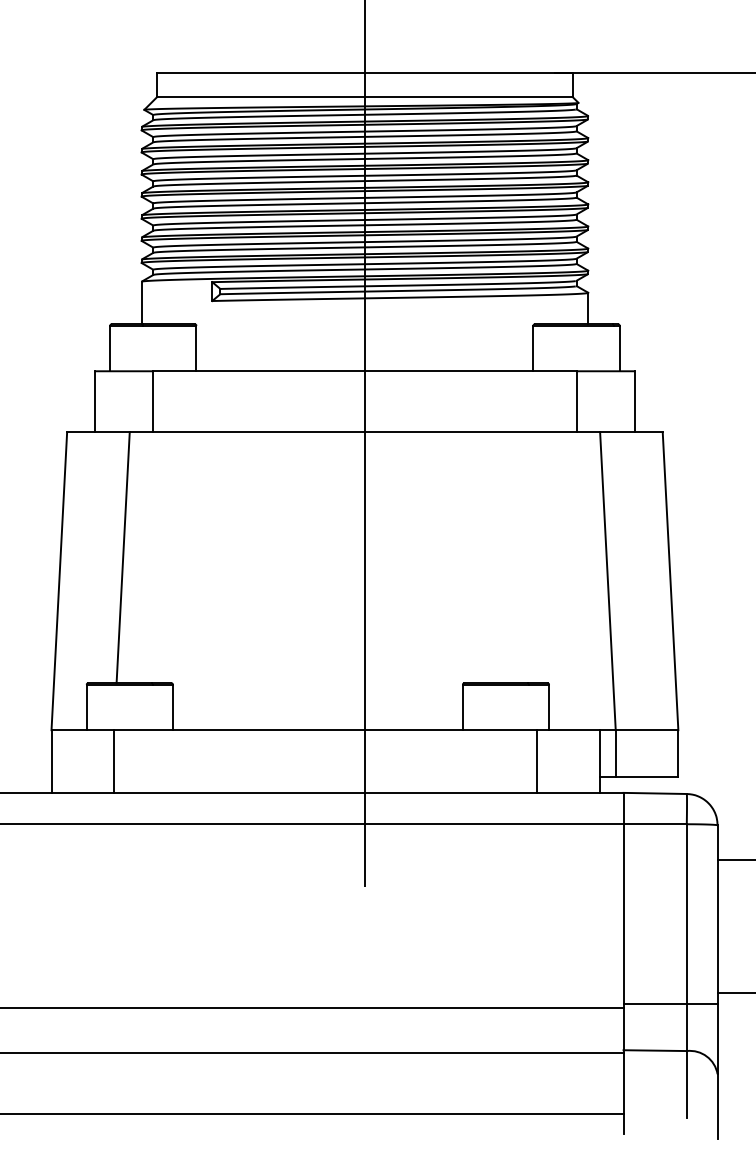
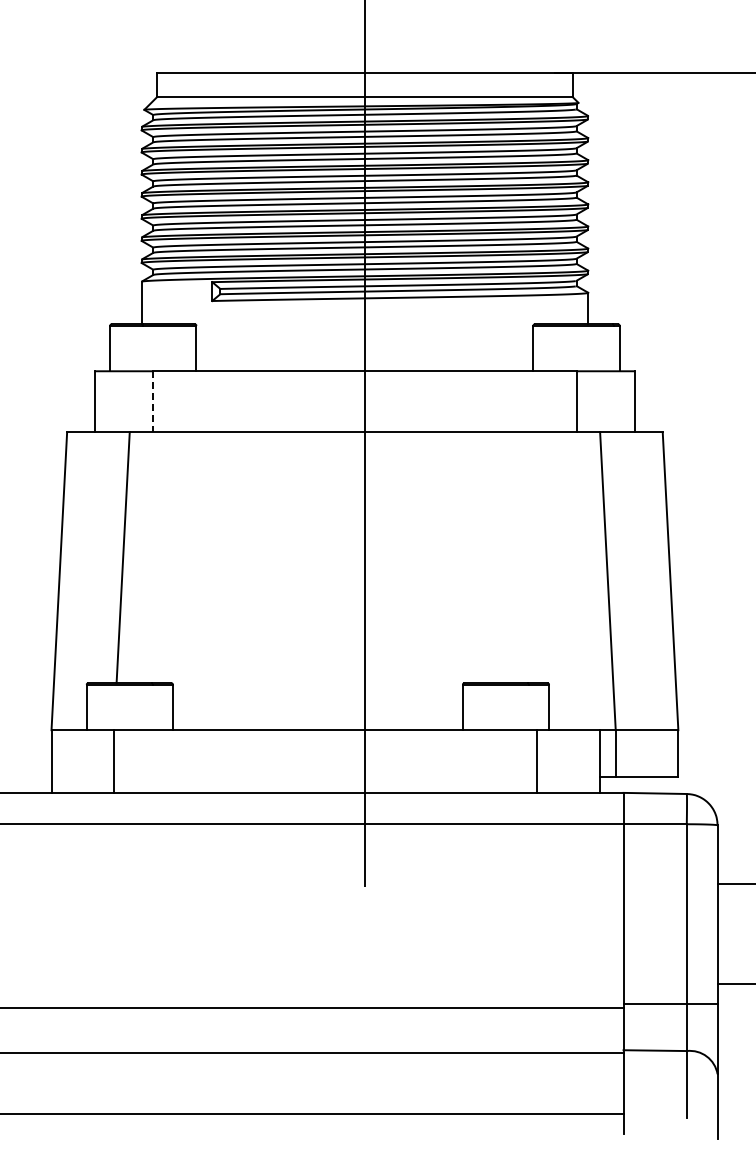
line: solid -> dashed (153, 401)
line position: (734, 859) -> (734, 883) (734, 883)
line position: (734, 992) -> (734, 983) (734, 983)
